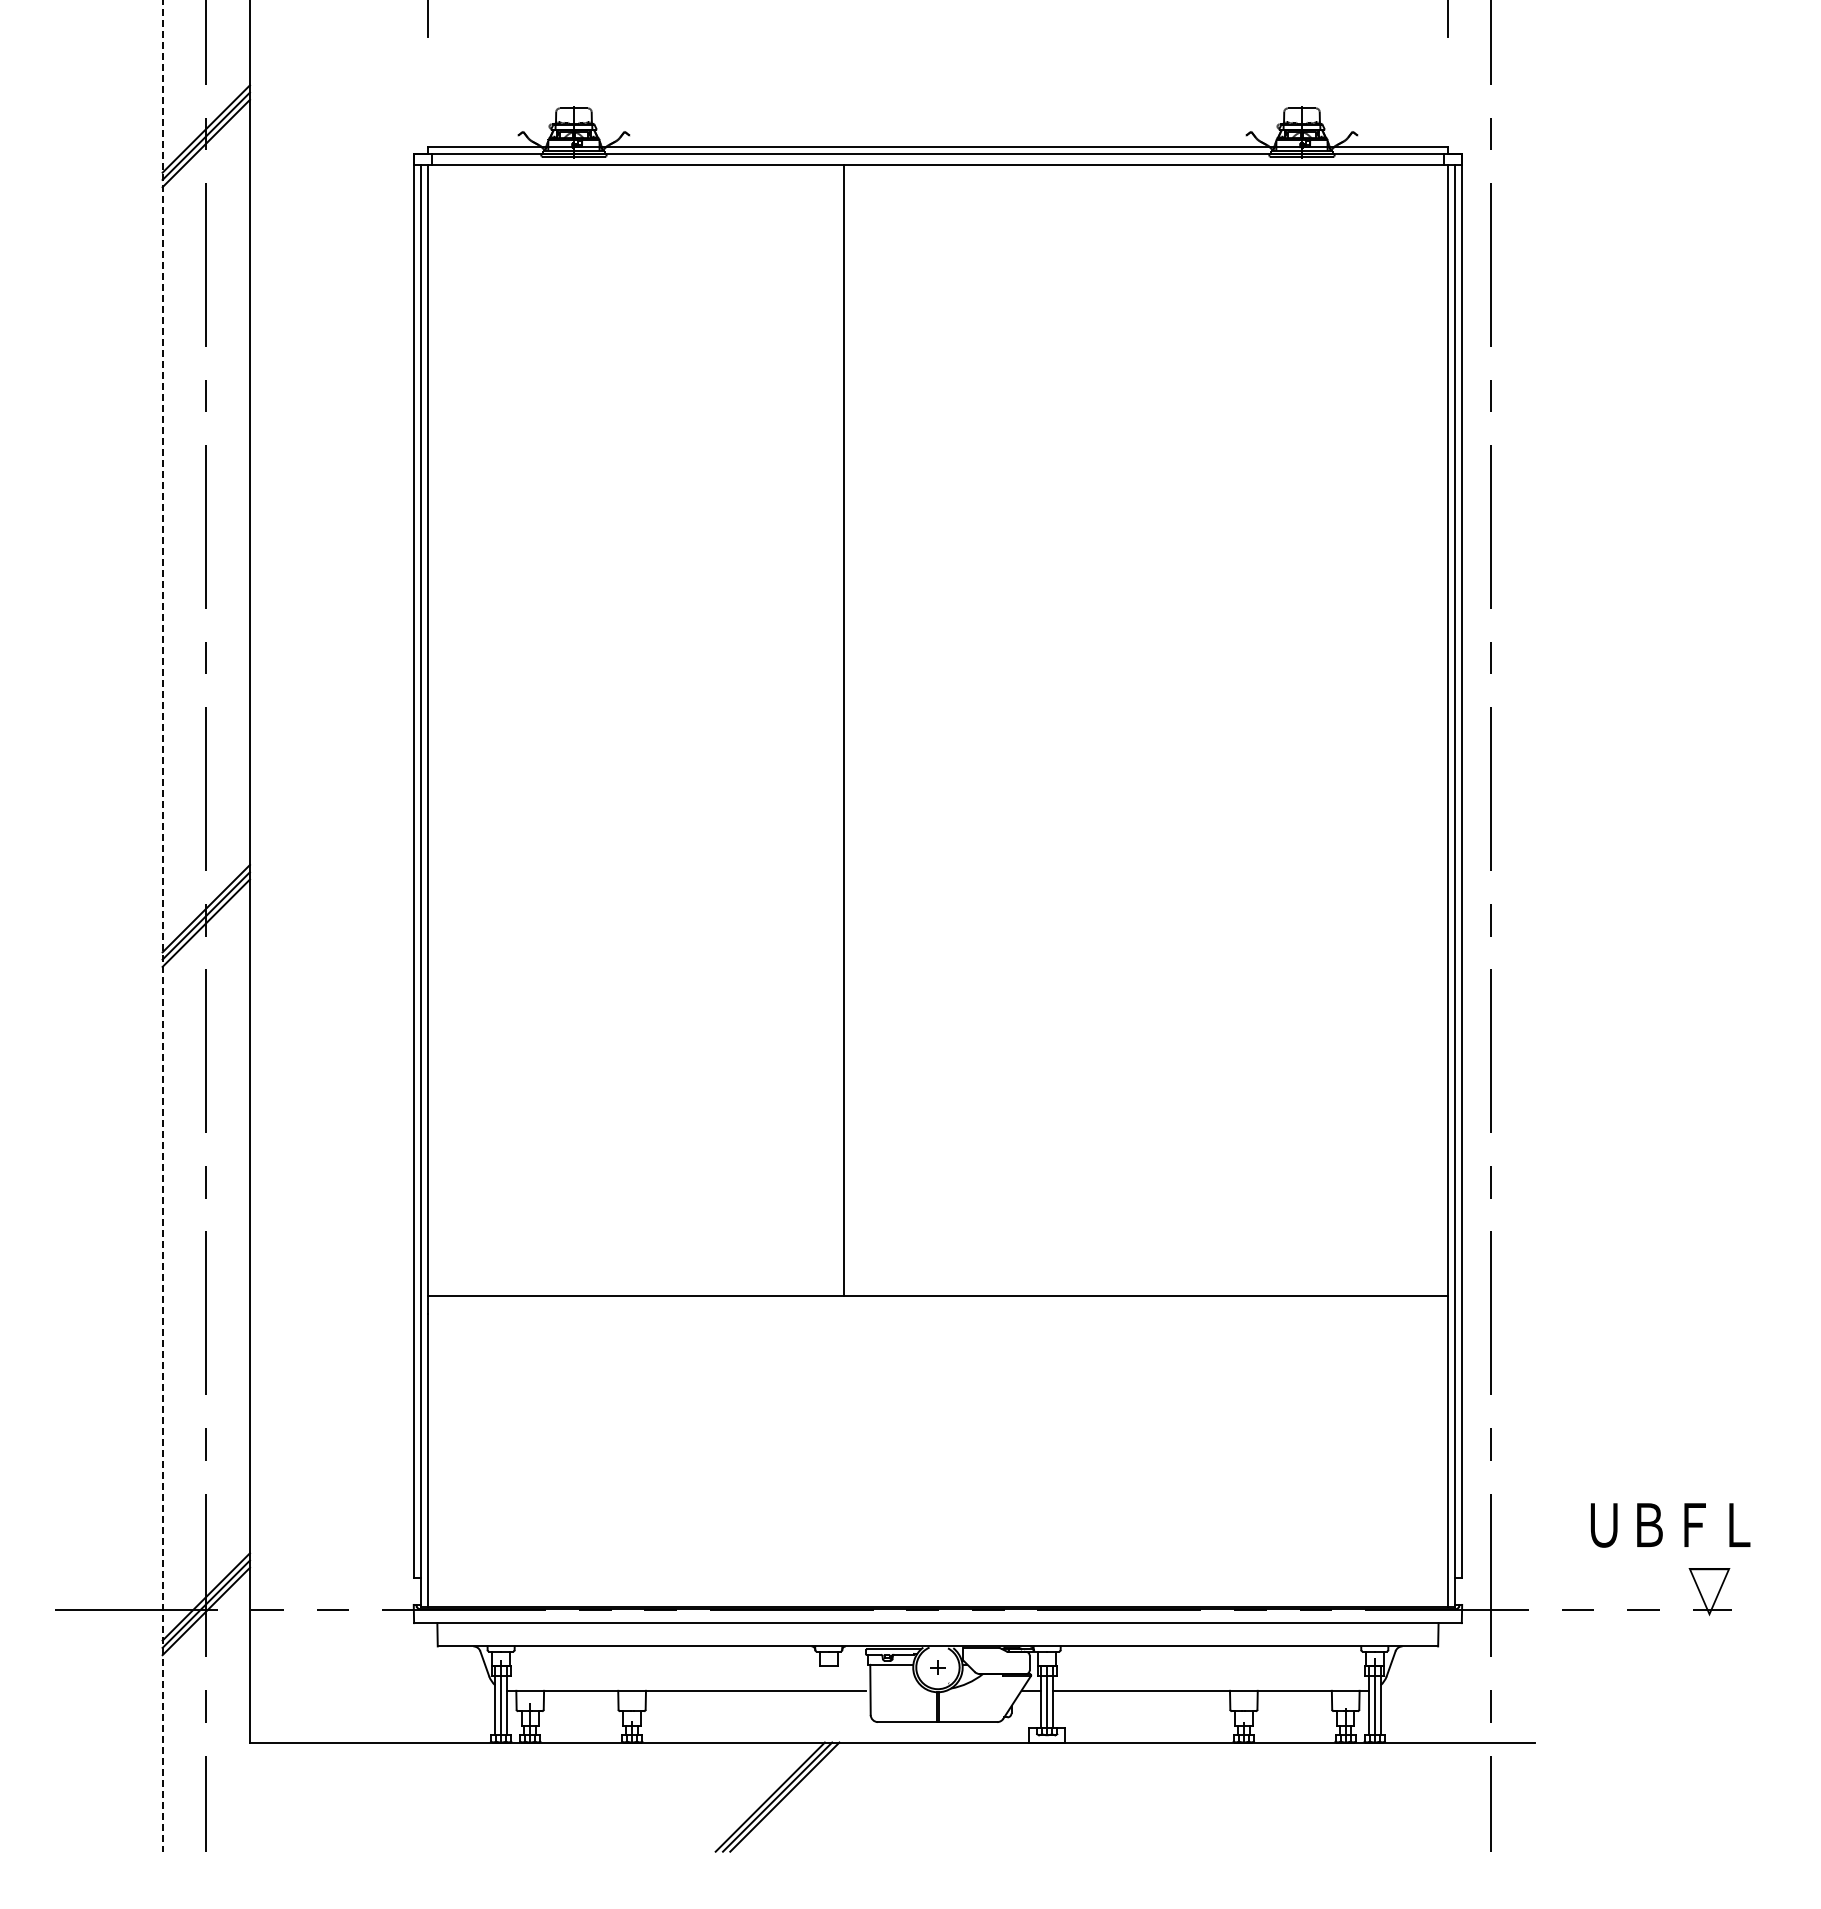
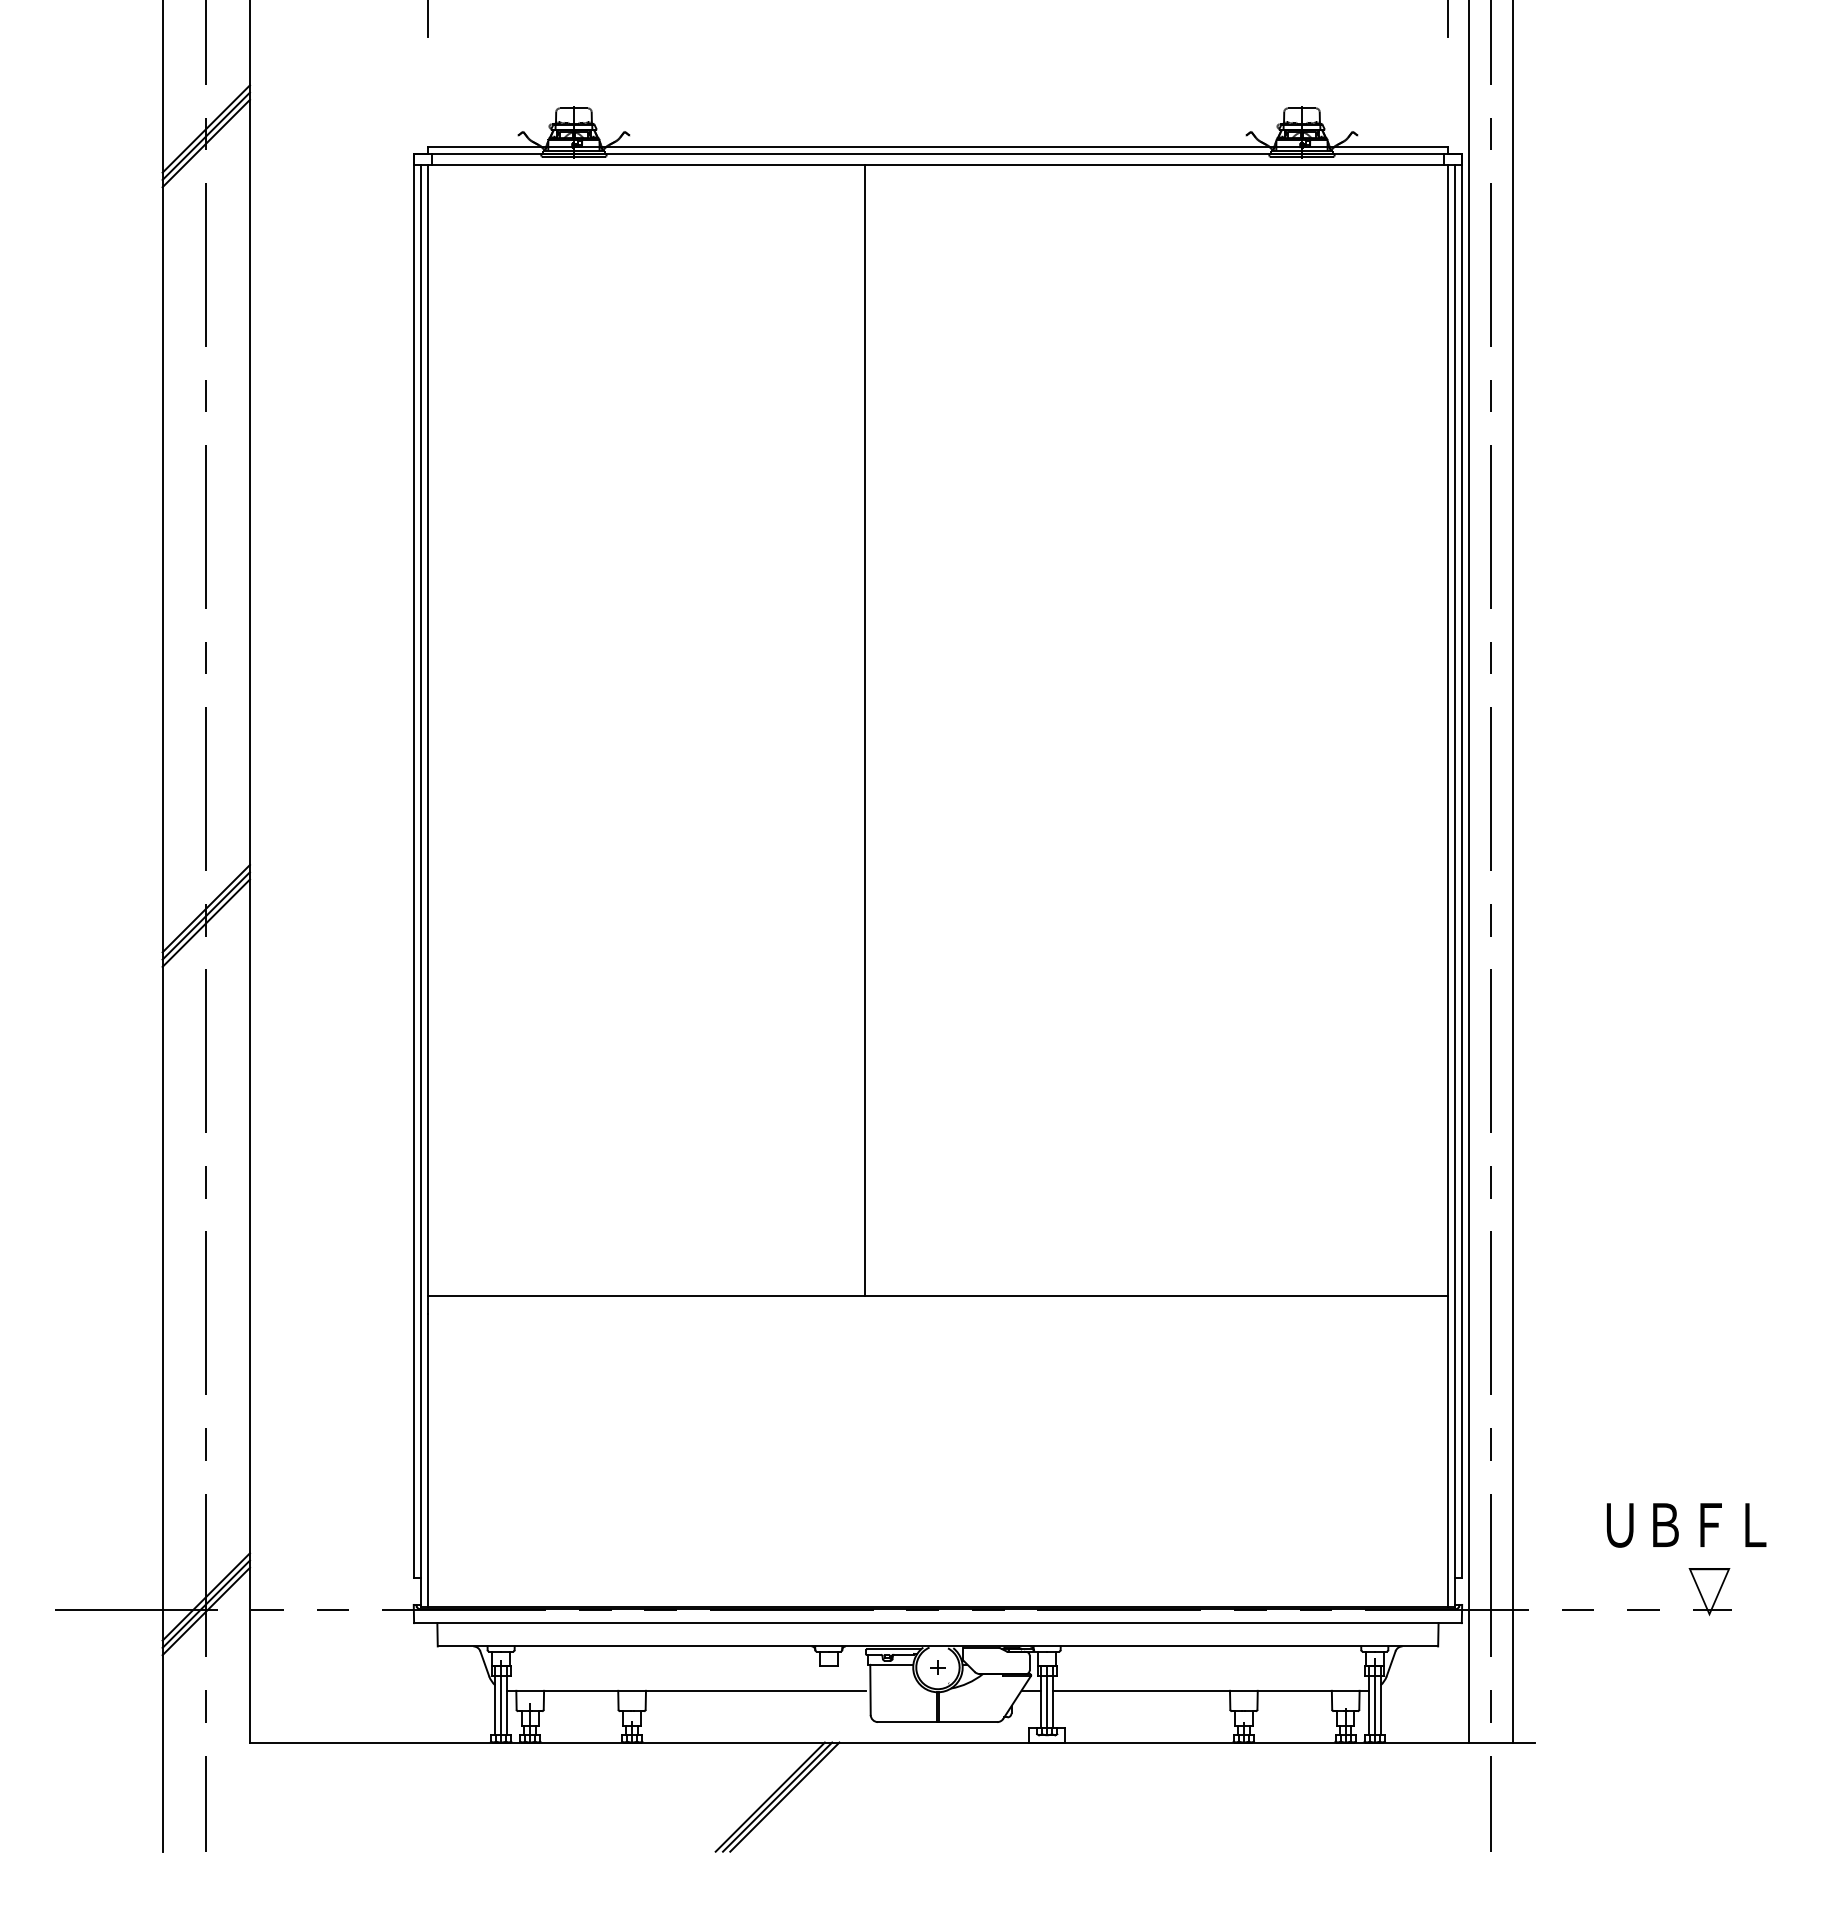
line position: (844, 729) -> (865, 729) (865, 729)
line: none -> present (1469, 872)
line: none -> present (1513, 872)
line: dashed -> solid (162, 926)
text position: (1670, 1525) -> (1686, 1525) (1686, 1525)
